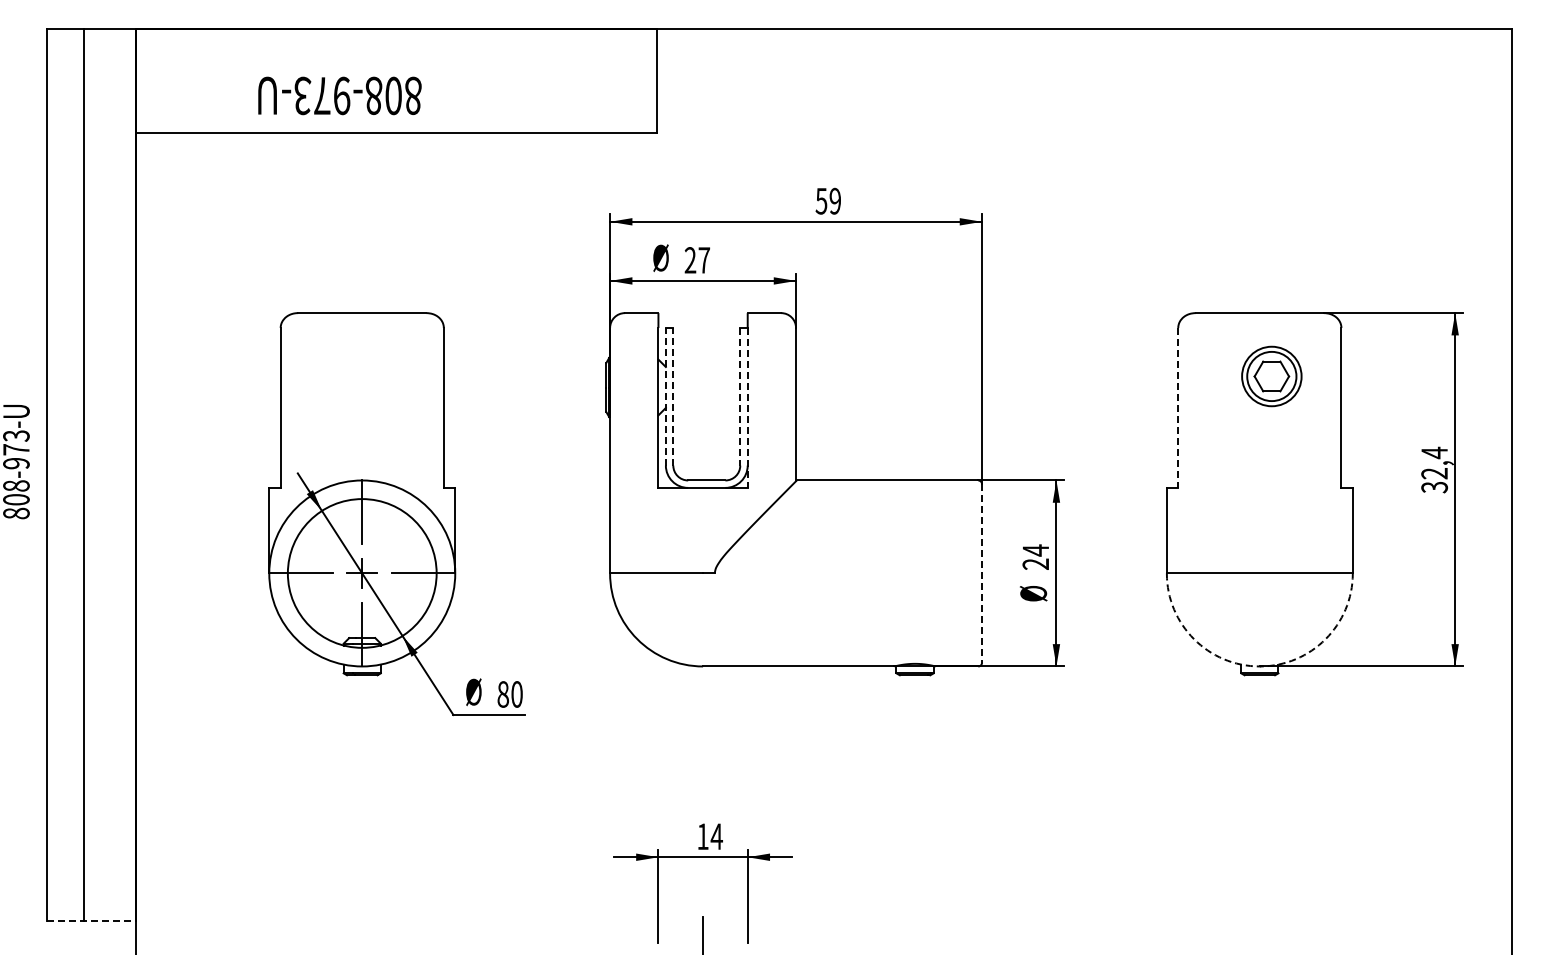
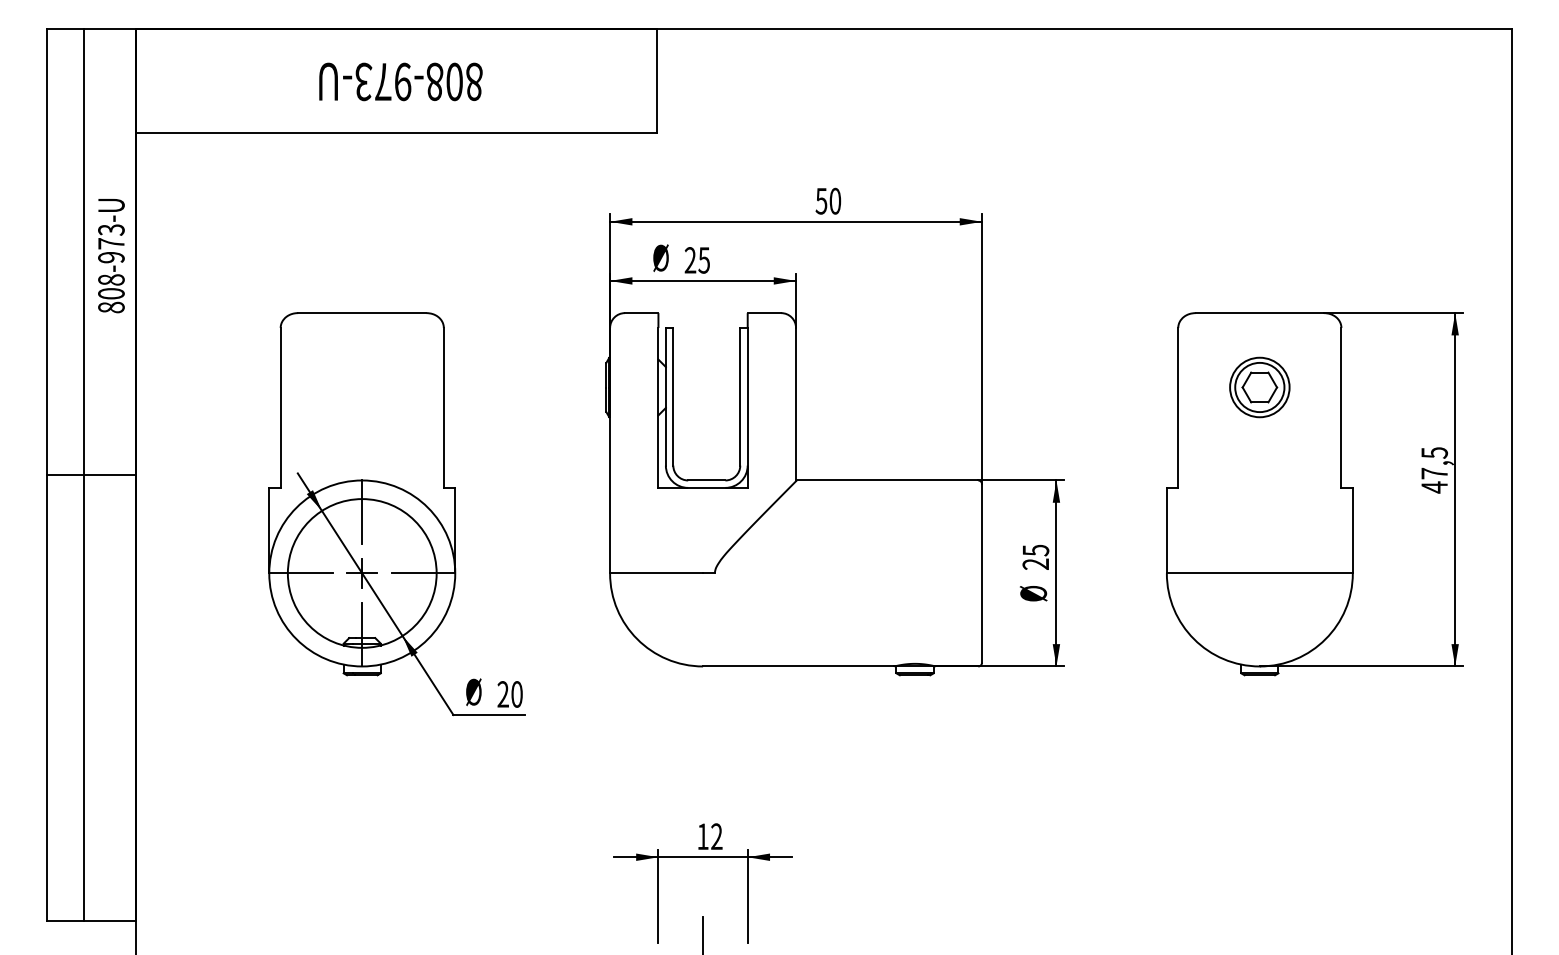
text position: (339, 95) -> (400, 81) (400, 81)
text: 59 -> 50 (835, 201)
text: 27 -> 25 (704, 260)
part position: (1271, 376) -> (1259, 387) (1259, 387)
line: dashed -> solid (665, 396)
line: dashed -> solid (673, 396)
line: dashed -> solid (740, 396)
line: dashed -> solid (747, 407)
line: dashed -> solid (1178, 407)
text position: (16, 462) -> (111, 256) (111, 256)
text: 32,4 -> 47,5 (1434, 469)
line: none -> present (91, 474)
text: 24 -> 25 (1036, 550)
line: dashed -> solid (982, 573)
arc: dashed -> solid (1259, 666)
text: 80 -> 20 (502, 694)
text: 14 -> 12 (716, 836)
line: dashed -> solid (91, 921)
